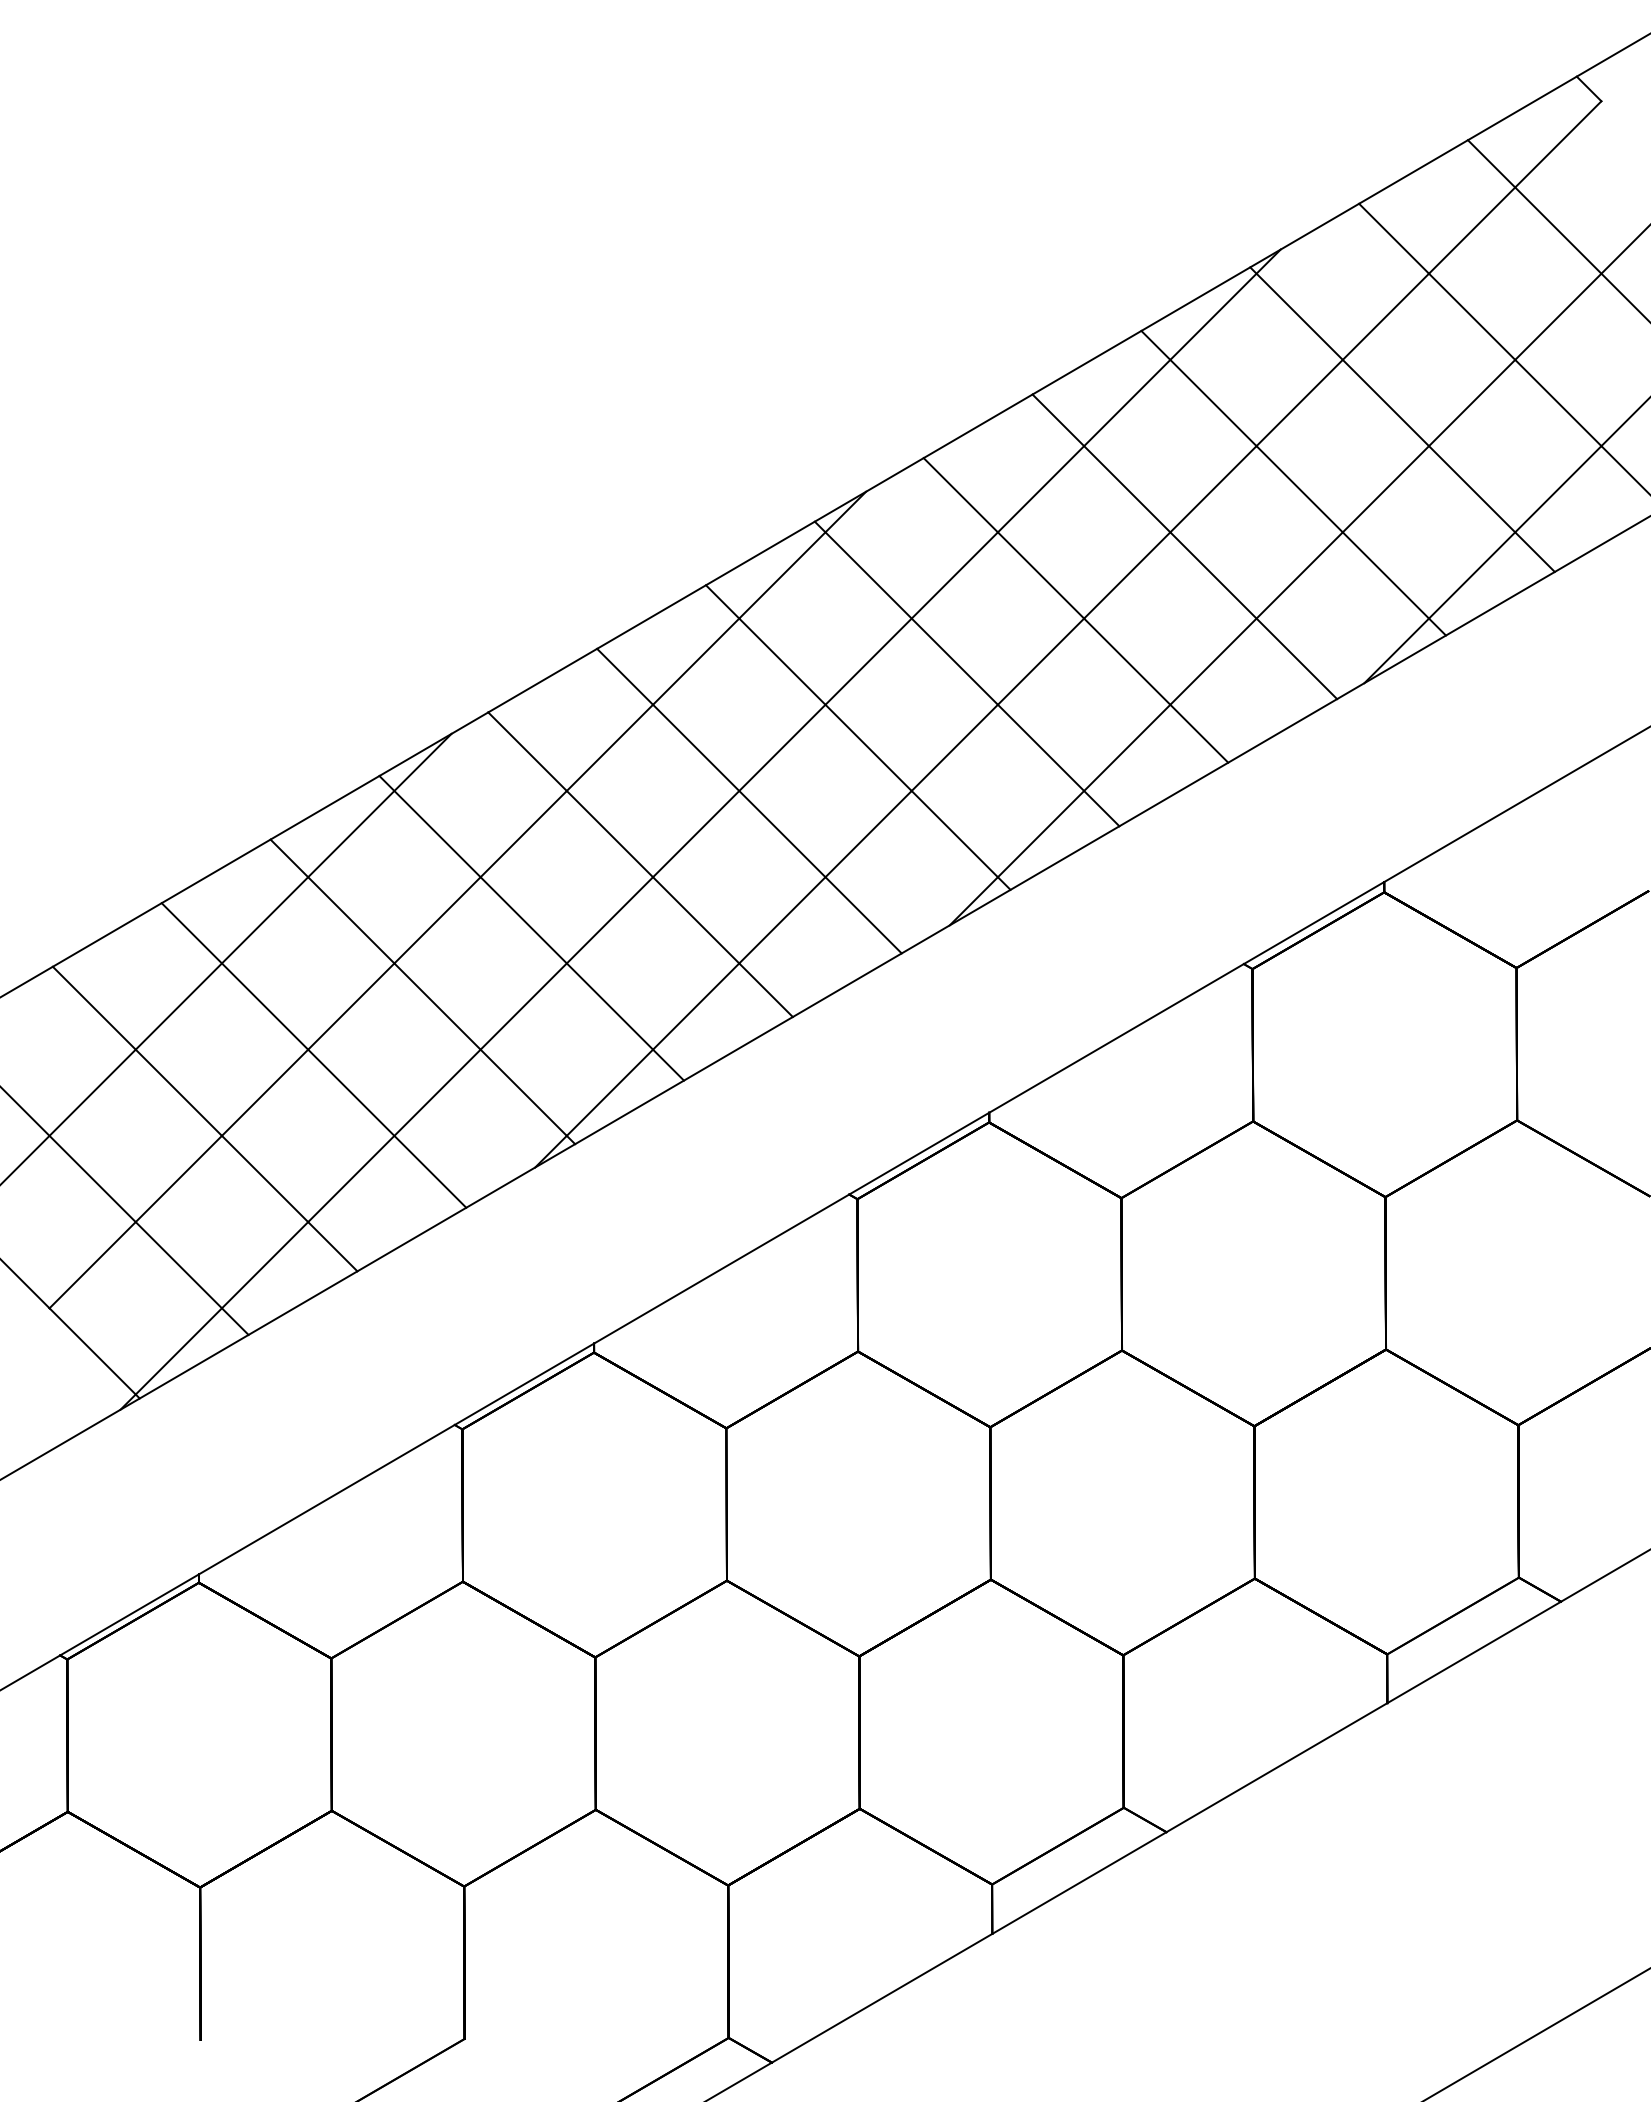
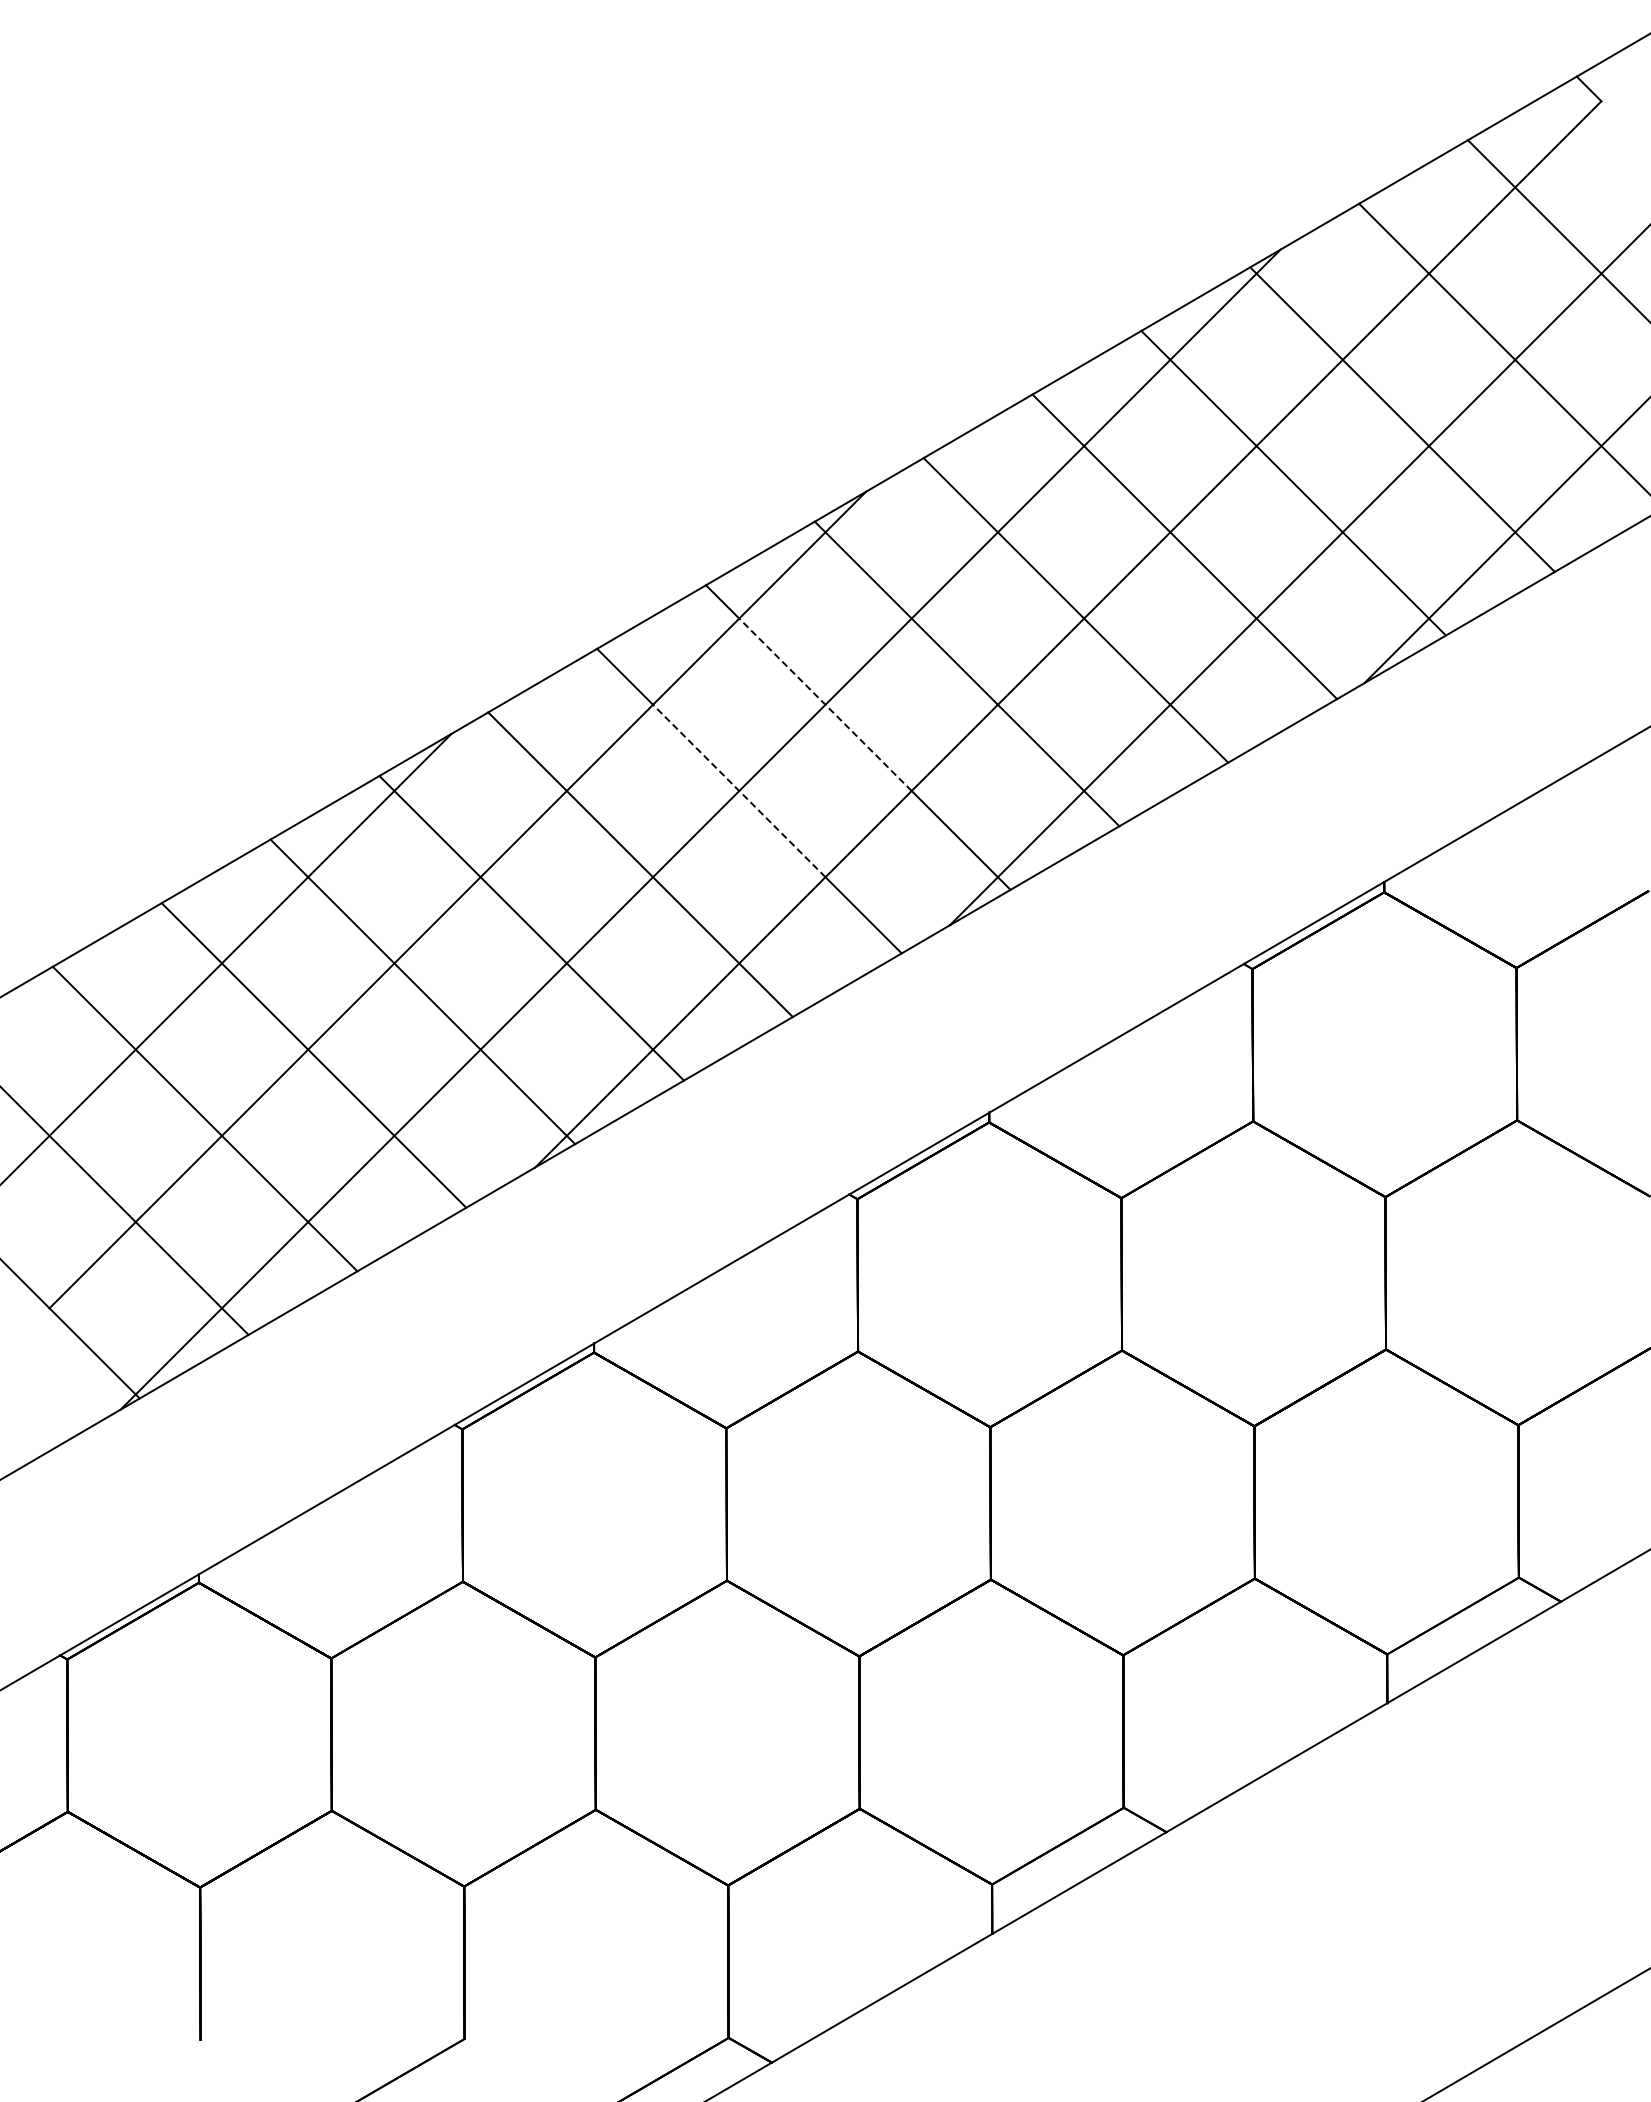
line: solid -> dashed (825, 704)
line: solid -> dashed (739, 791)
